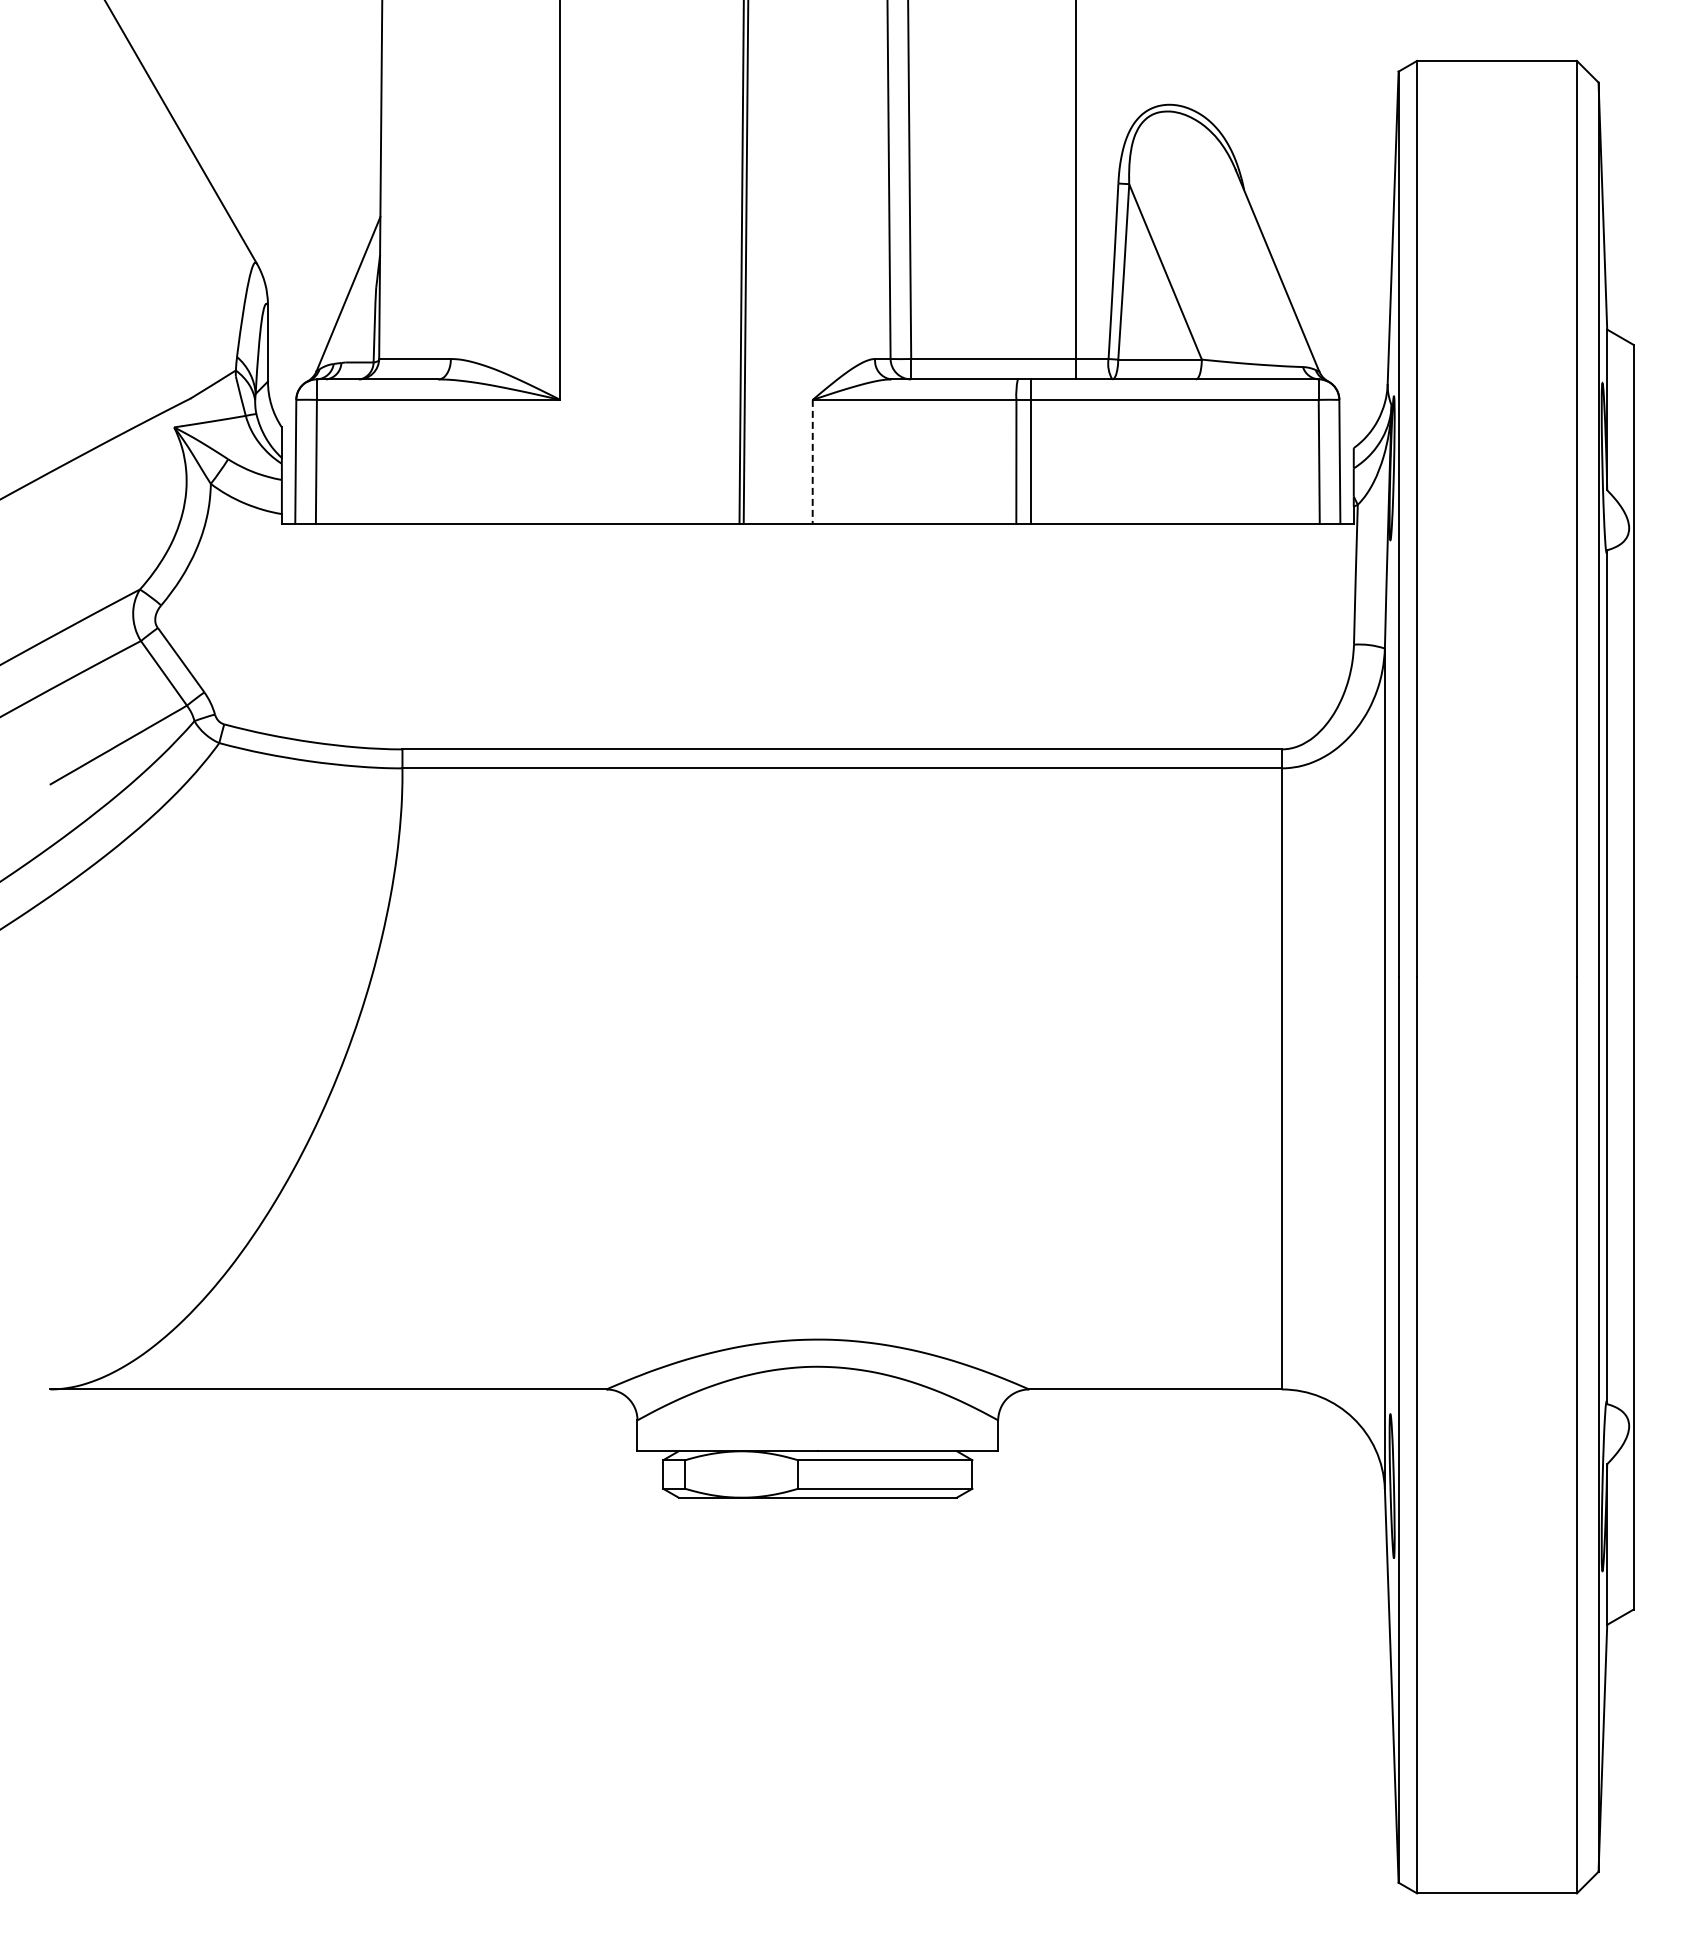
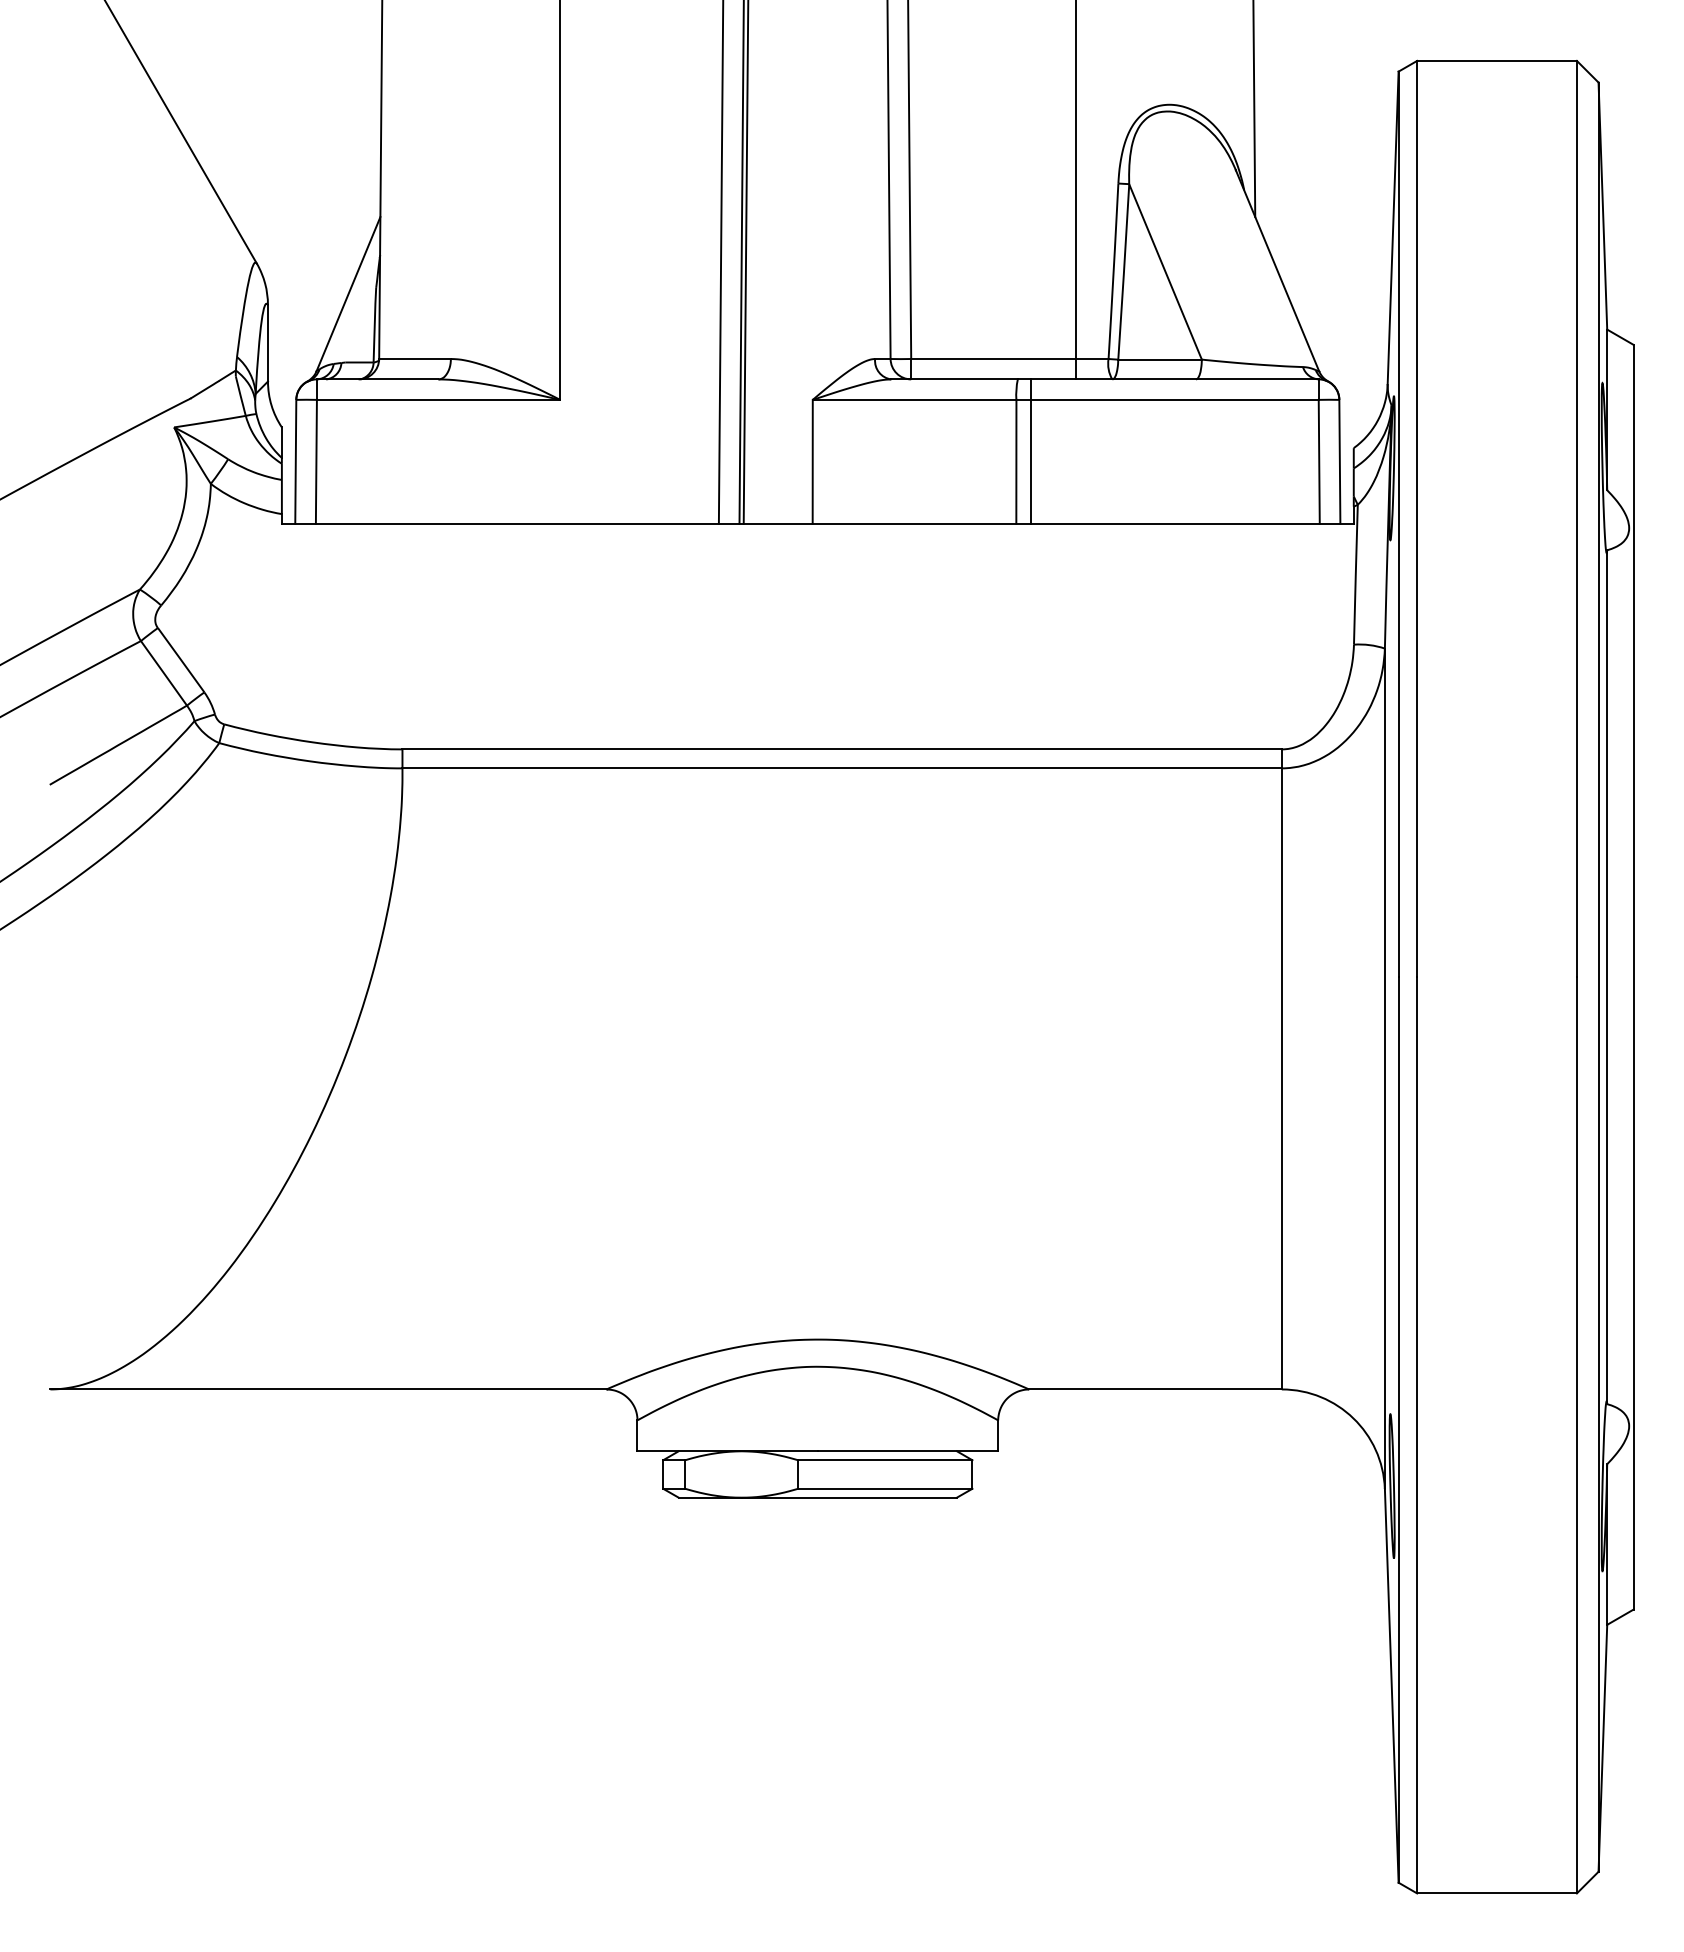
line: none -> present (1254, 109)
line: none -> present (720, 262)
line: dashed -> solid (812, 461)
